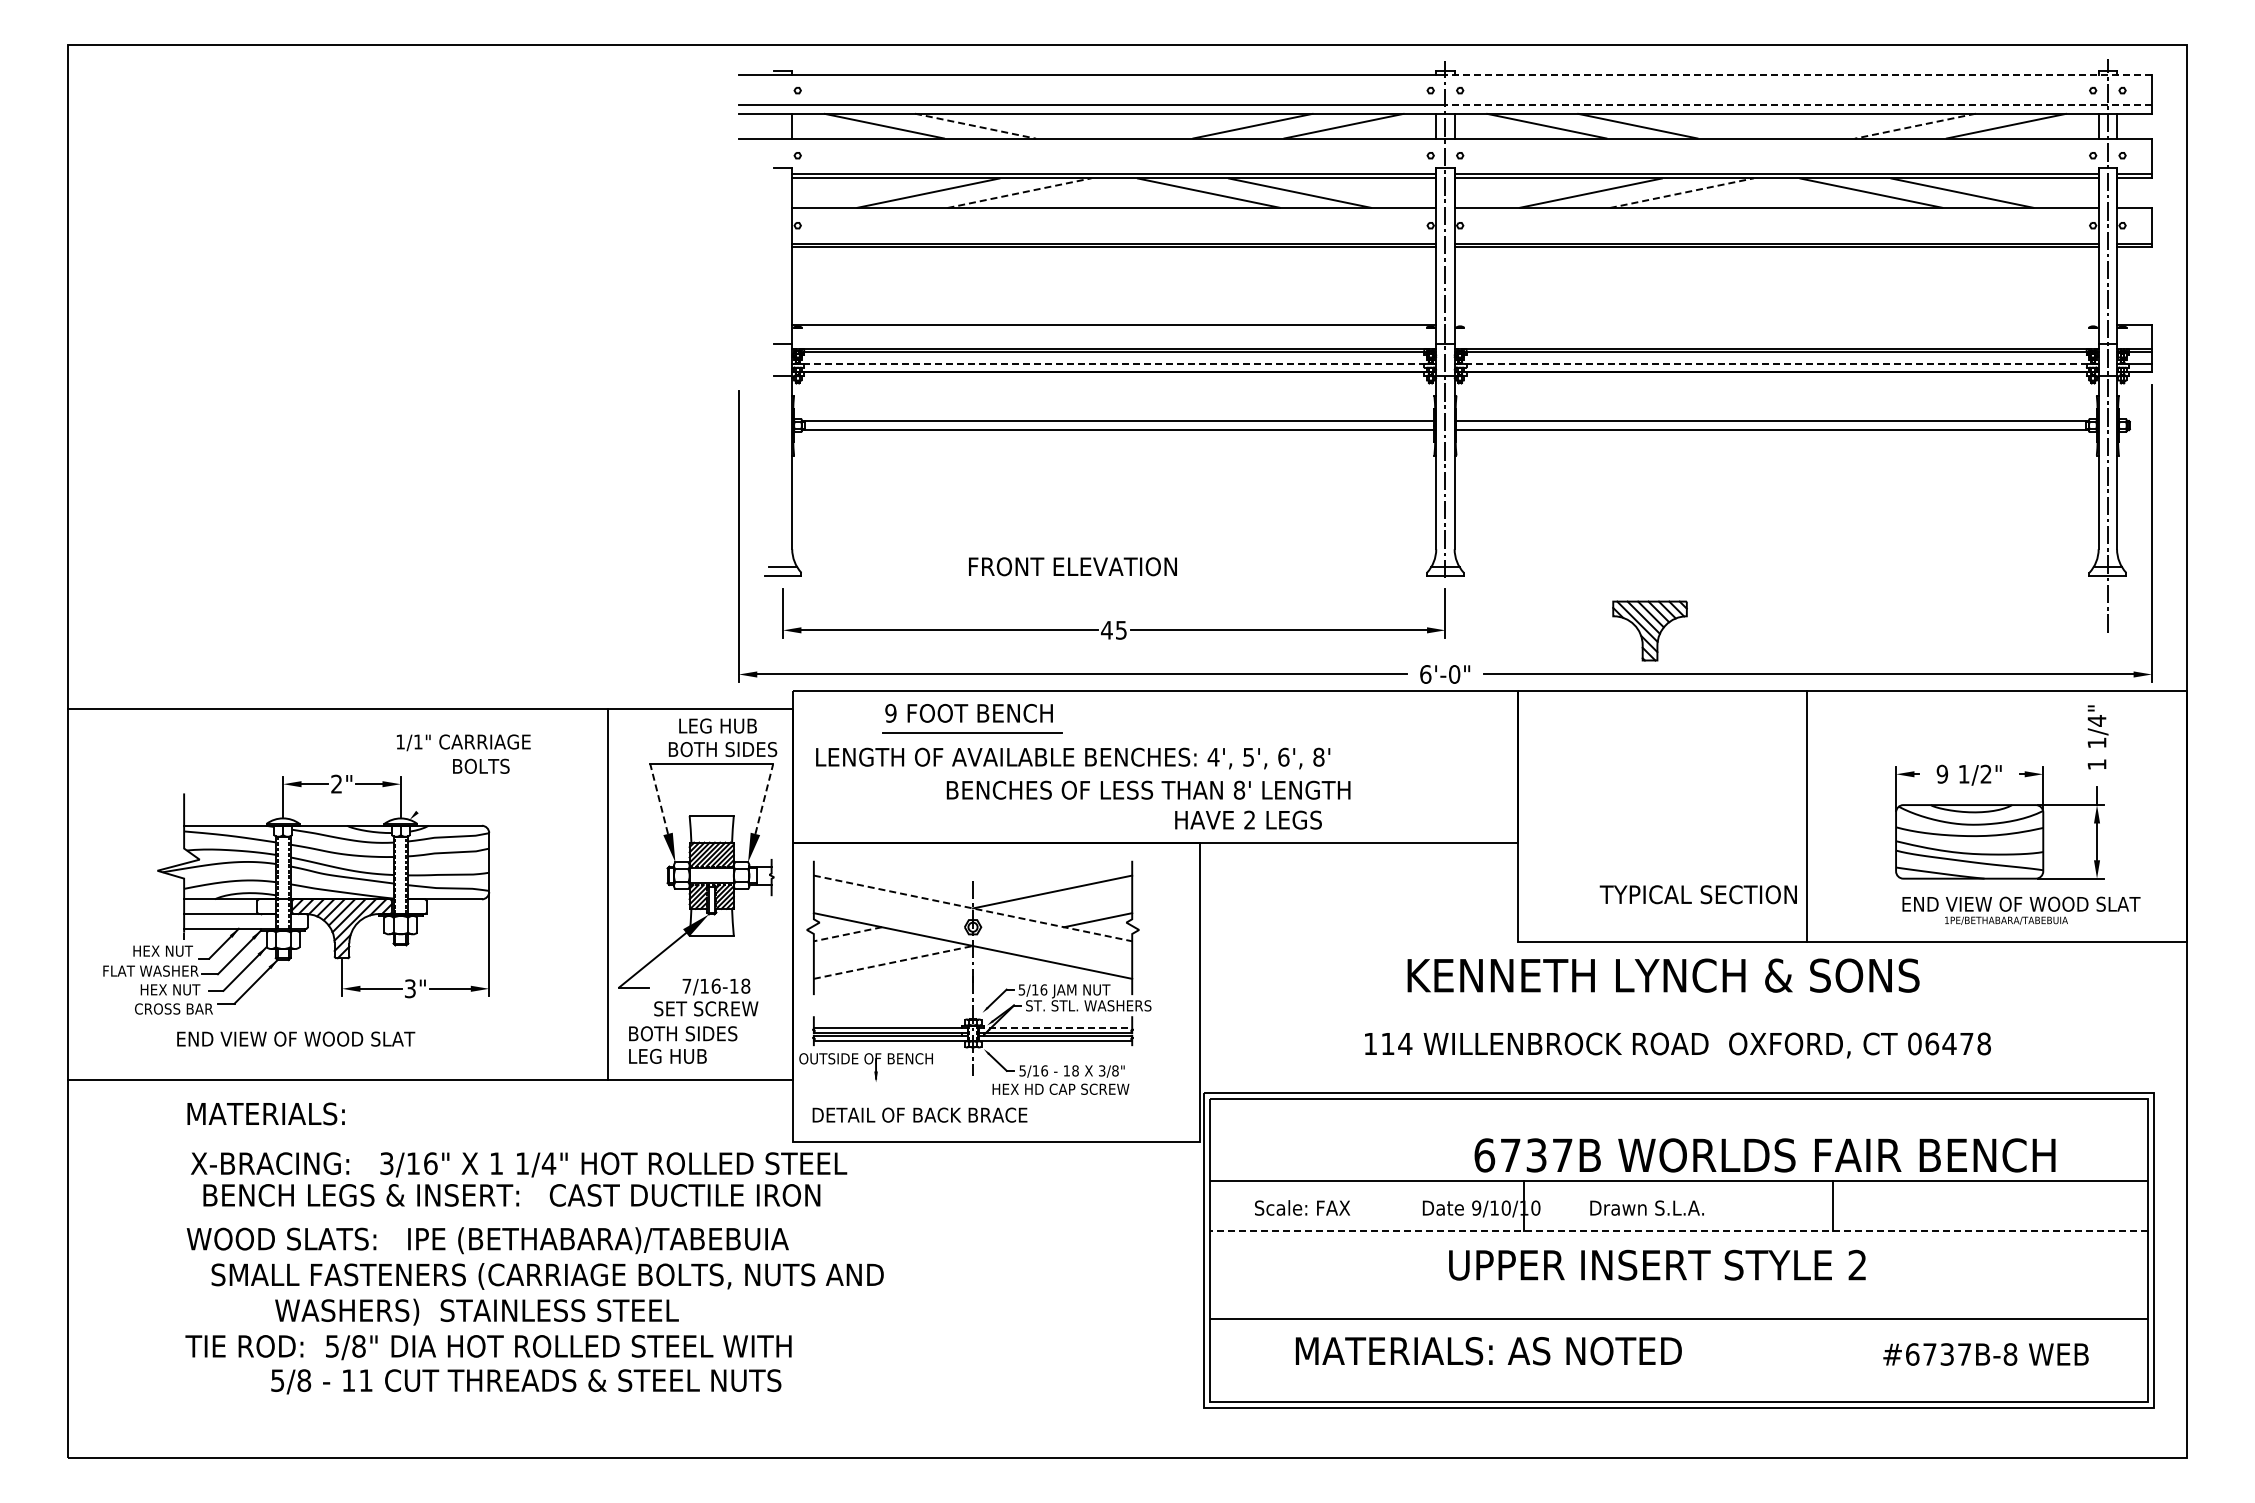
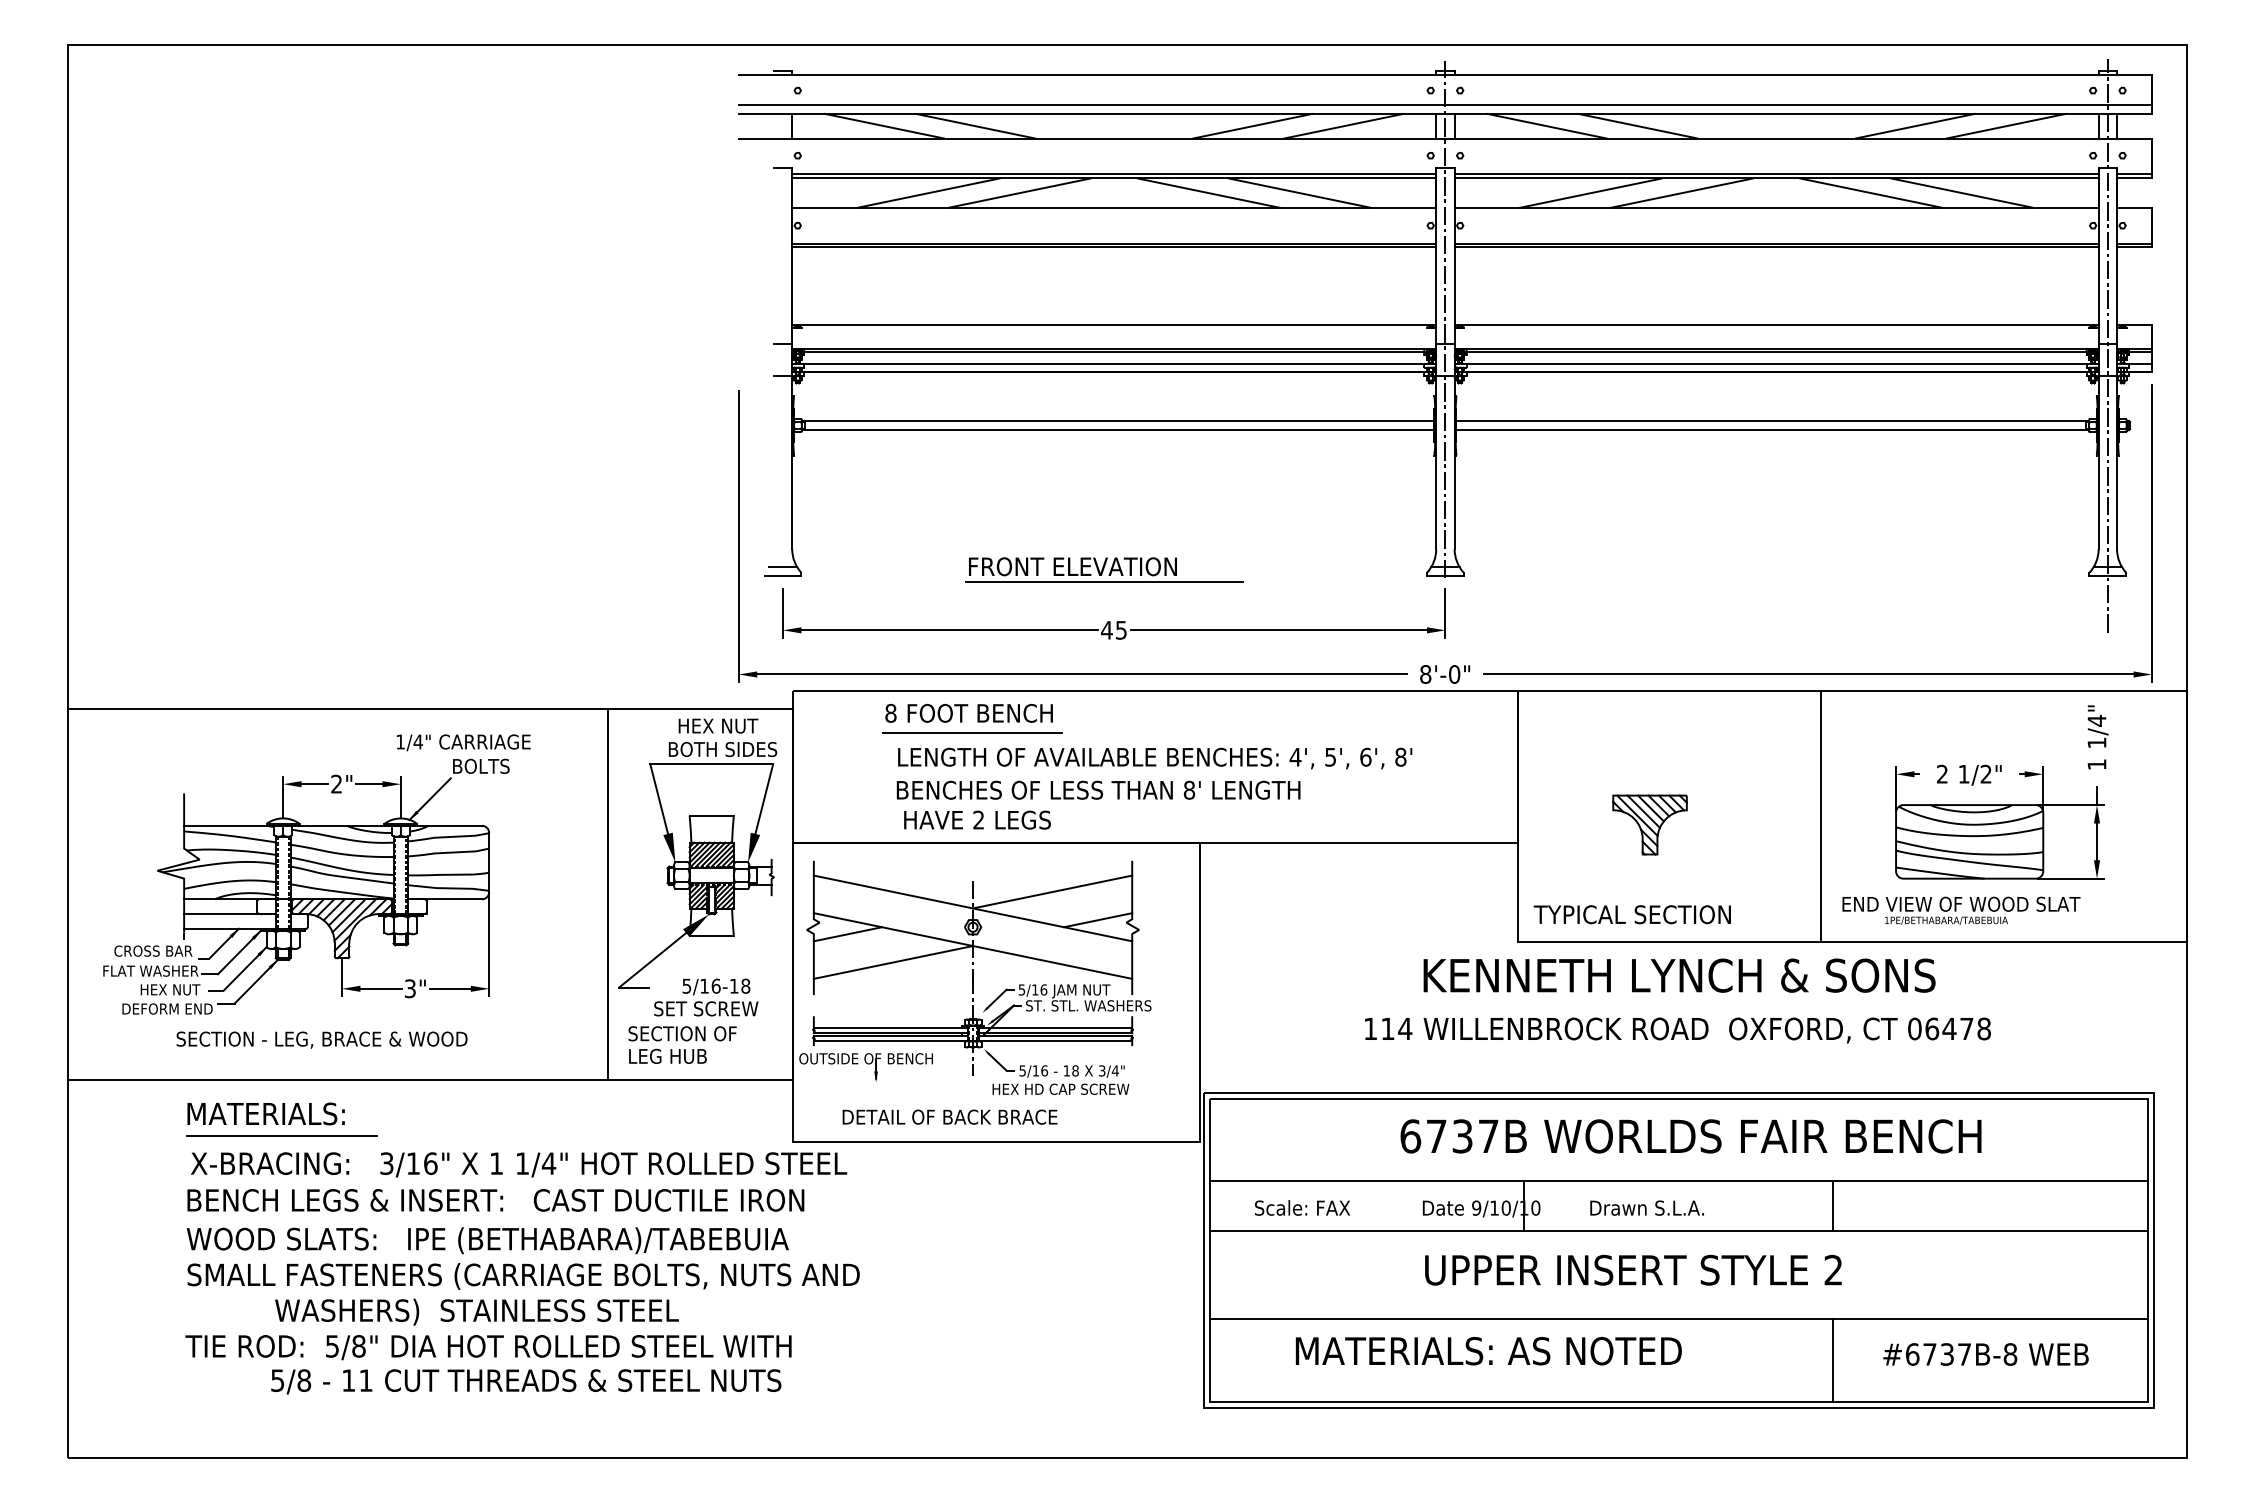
line: dashed -> solid (1798, 74)
line: dashed -> solid (1798, 105)
line: dashed -> solid (975, 126)
line: dashed -> solid (1915, 126)
line: dashed -> solid (1019, 193)
line: dashed -> solid (1681, 193)
line: none -> present (1776, 325)
line: dashed -> solid (1114, 364)
line: dashed -> solid (1776, 364)
line: none -> present (1104, 582)
part position: (1649, 630) -> (1649, 824) (1649, 824)
text: 6'-0" -> 8'-0" (1425, 674)
text: 9 -> 8 (890, 713)
text: LEG HUB -> HEX NUT (718, 725)
text: 1/1" -> 1/4" (417, 741)
text position: (1073, 758) -> (1155, 758) (1155, 758)
text: 9 -> 2 (1942, 773)
text position: (1148, 789) -> (1098, 789) (1098, 789)
line: none -> present (429, 798)
line: dashed -> solid (659, 799)
line: dashed -> solid (764, 799)
line position: (1807, 816) -> (1821, 816) (1821, 816)
text position: (1248, 819) -> (977, 819) (977, 819)
text position: (1697, 894) -> (1631, 914) (1631, 914)
line: dashed -> solid (973, 908)
text position: (2021, 910) -> (1961, 910) (1961, 910)
line: dashed -> solid (847, 934)
text: HEX NUT -> CROSS BAR (153, 950)
line: dashed -> solid (893, 962)
text position: (1663, 975) -> (1679, 975) (1679, 975)
text: 7/16-18 -> 5/16-18 (686, 986)
text: CROSS BAR -> DEFORM END (167, 1008)
line: dashed -> solid (1055, 1027)
text: BOTH SIDES -> SECTION OF (682, 1033)
text: END VIEW OF WOOD SLAT -> SECTION - LEG, BRACE & WOOD (321, 1039)
text position: (1677, 1045) -> (1677, 1030) (1677, 1030)
text: 3/8" -> 3/4" (1114, 1070)
text position: (919, 1114) -> (949, 1116) (949, 1116)
line: none -> present (281, 1136)
text position: (1764, 1155) -> (1690, 1136) (1690, 1136)
text position: (511, 1195) -> (495, 1200) (495, 1200)
line: dashed -> solid (1678, 1231)
text position: (1657, 1264) -> (1633, 1269) (1633, 1269)
text position: (547, 1276) -> (523, 1276) (523, 1276)
line: none -> present (1833, 1360)
